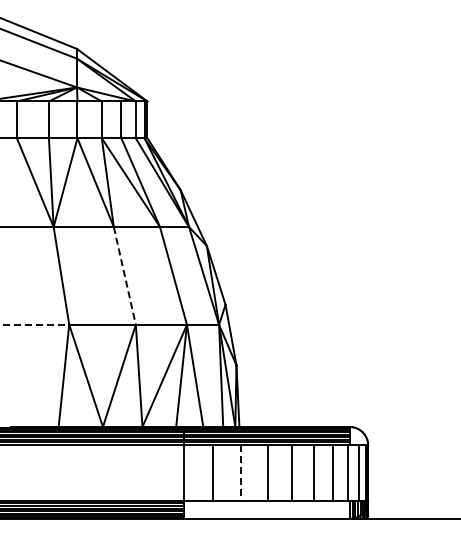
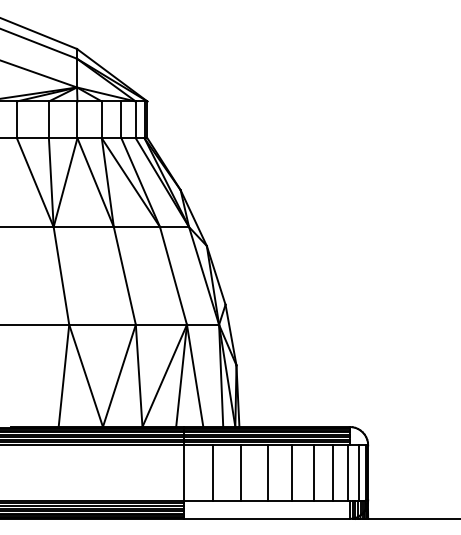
line: dashed -> solid (124, 276)
line: dashed -> solid (35, 324)
line: dashed -> solid (241, 472)
